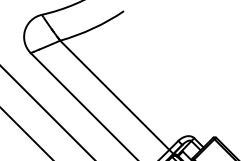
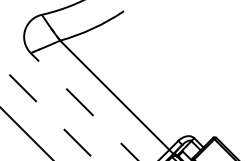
line: solid -> dashed (84, 106)
line: solid -> dashed (48, 113)
